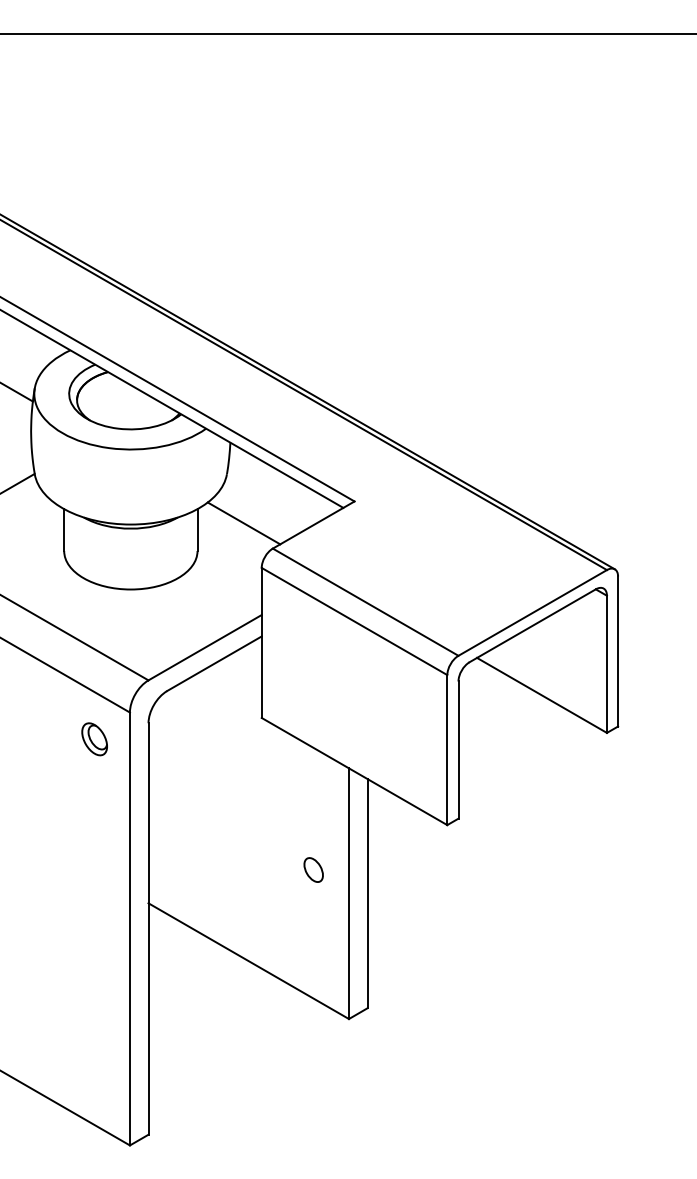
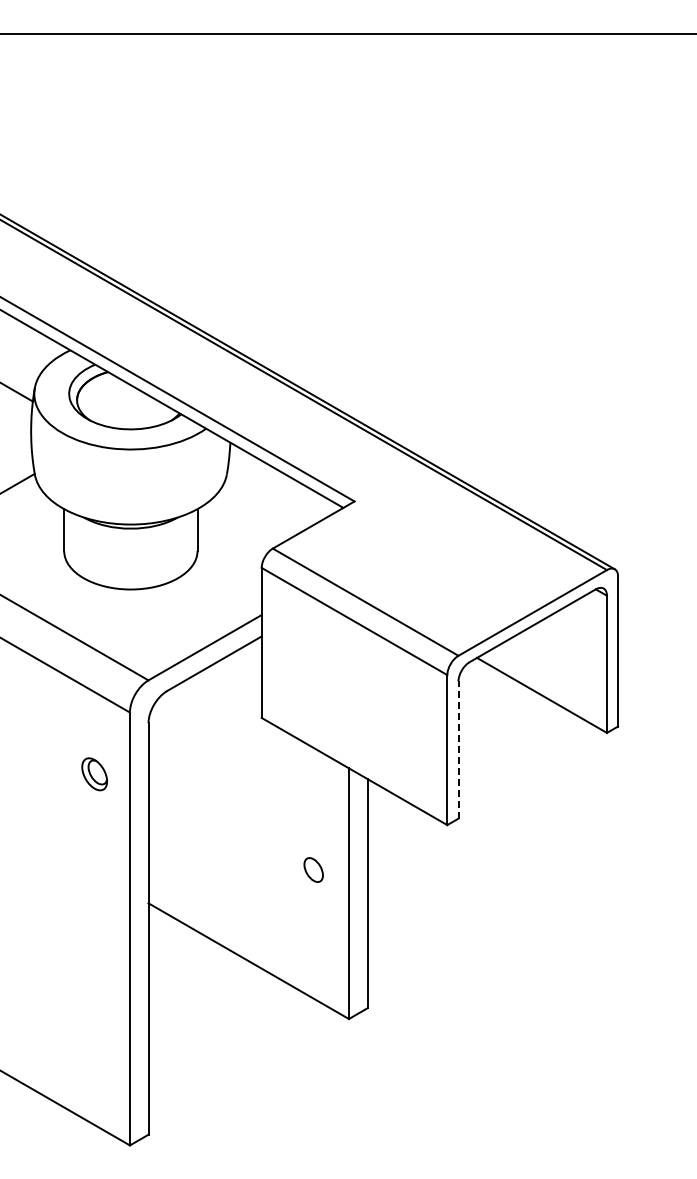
line: present -> none (243, 523)
part position: (94, 739) -> (94, 774) (94, 774)
line: solid -> dashed (458, 750)
